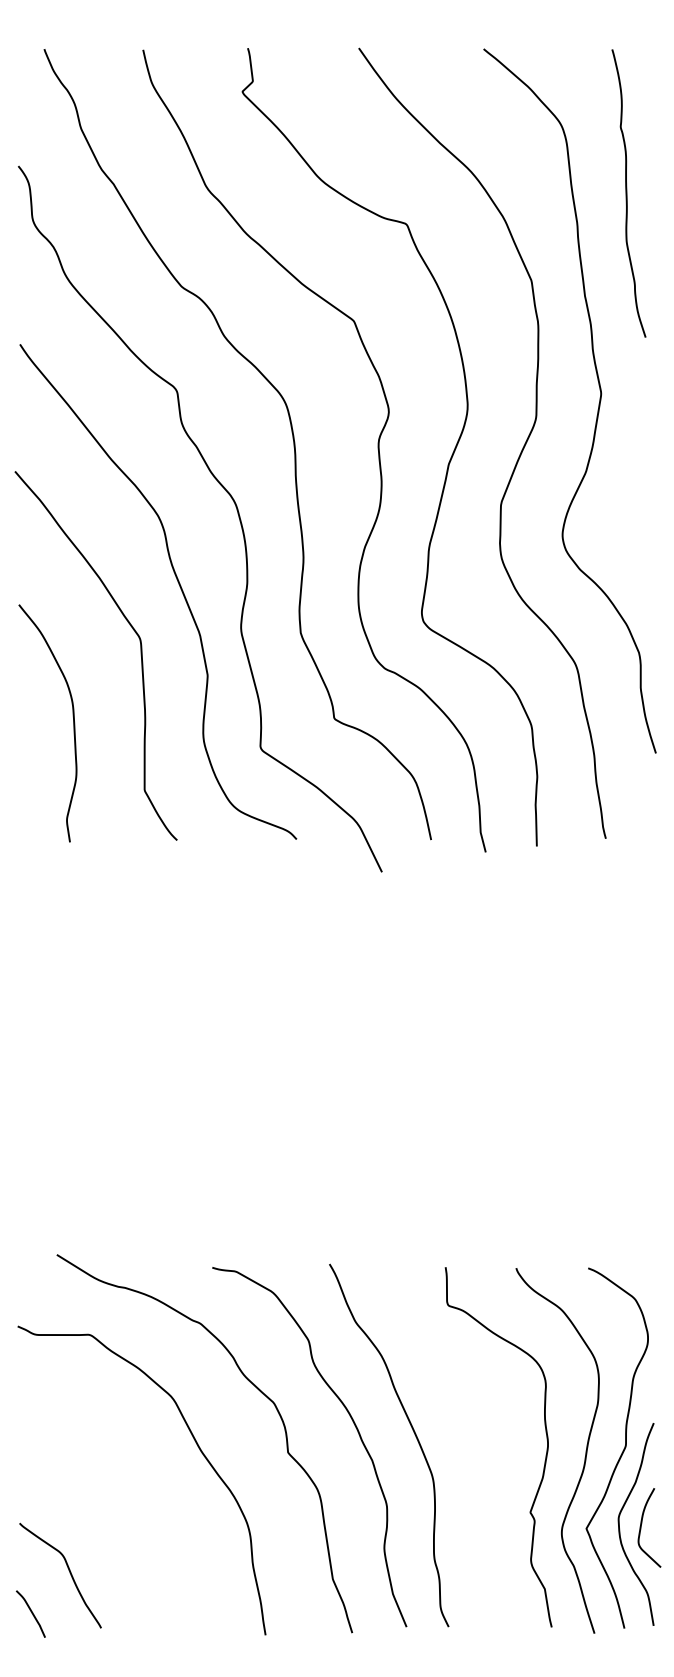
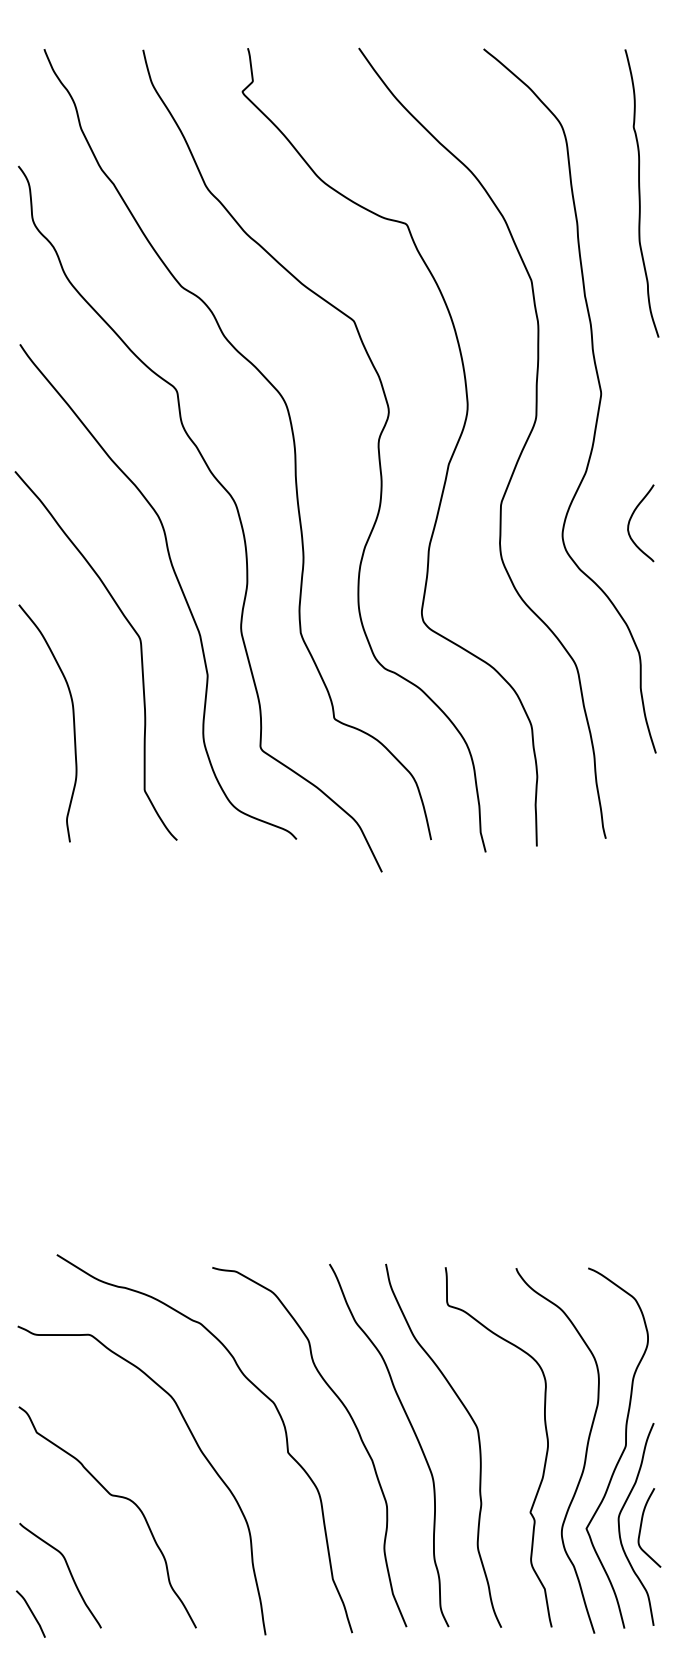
curve position: (627, 193) -> (640, 193) (640, 193)
curve: none -> present (631, 519)
curve: none -> present (478, 1444)
curve: none -> present (112, 1496)
